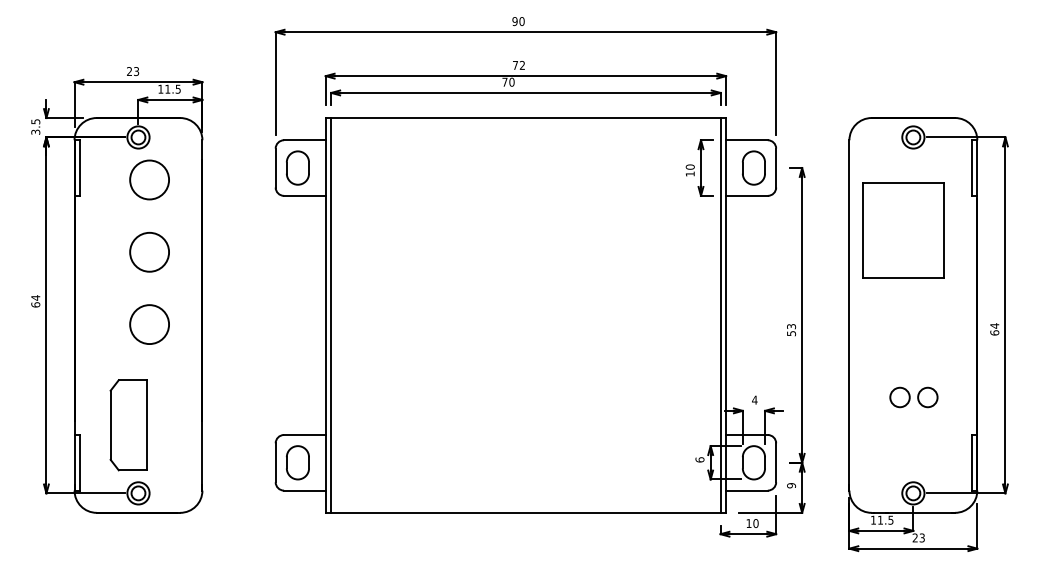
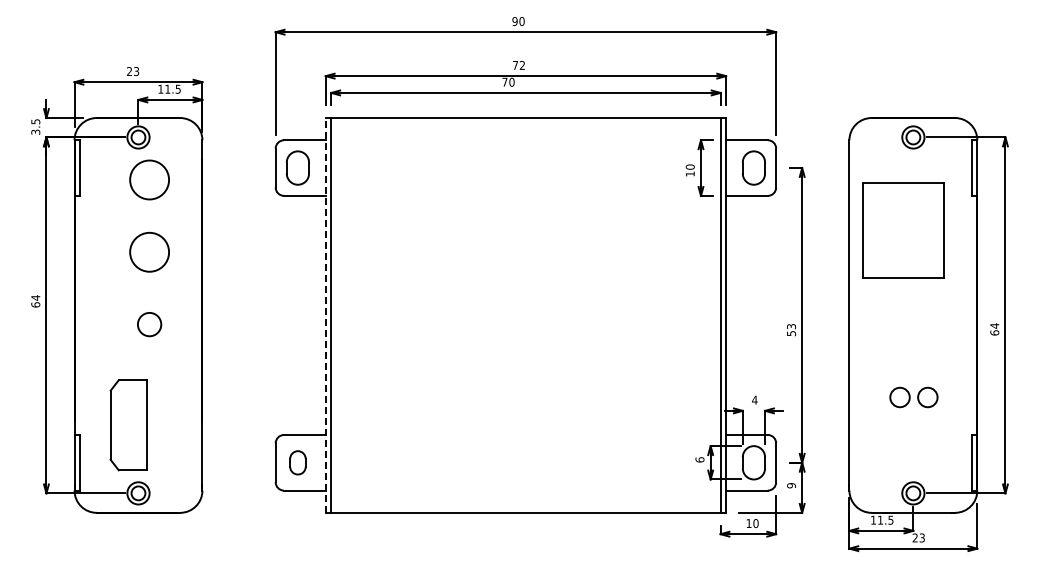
line: solid -> dashed (325, 314)
circle diameter: 39 px -> 23 px (149, 324)
part size: 24x36 px -> 18x26 px (297, 462)
